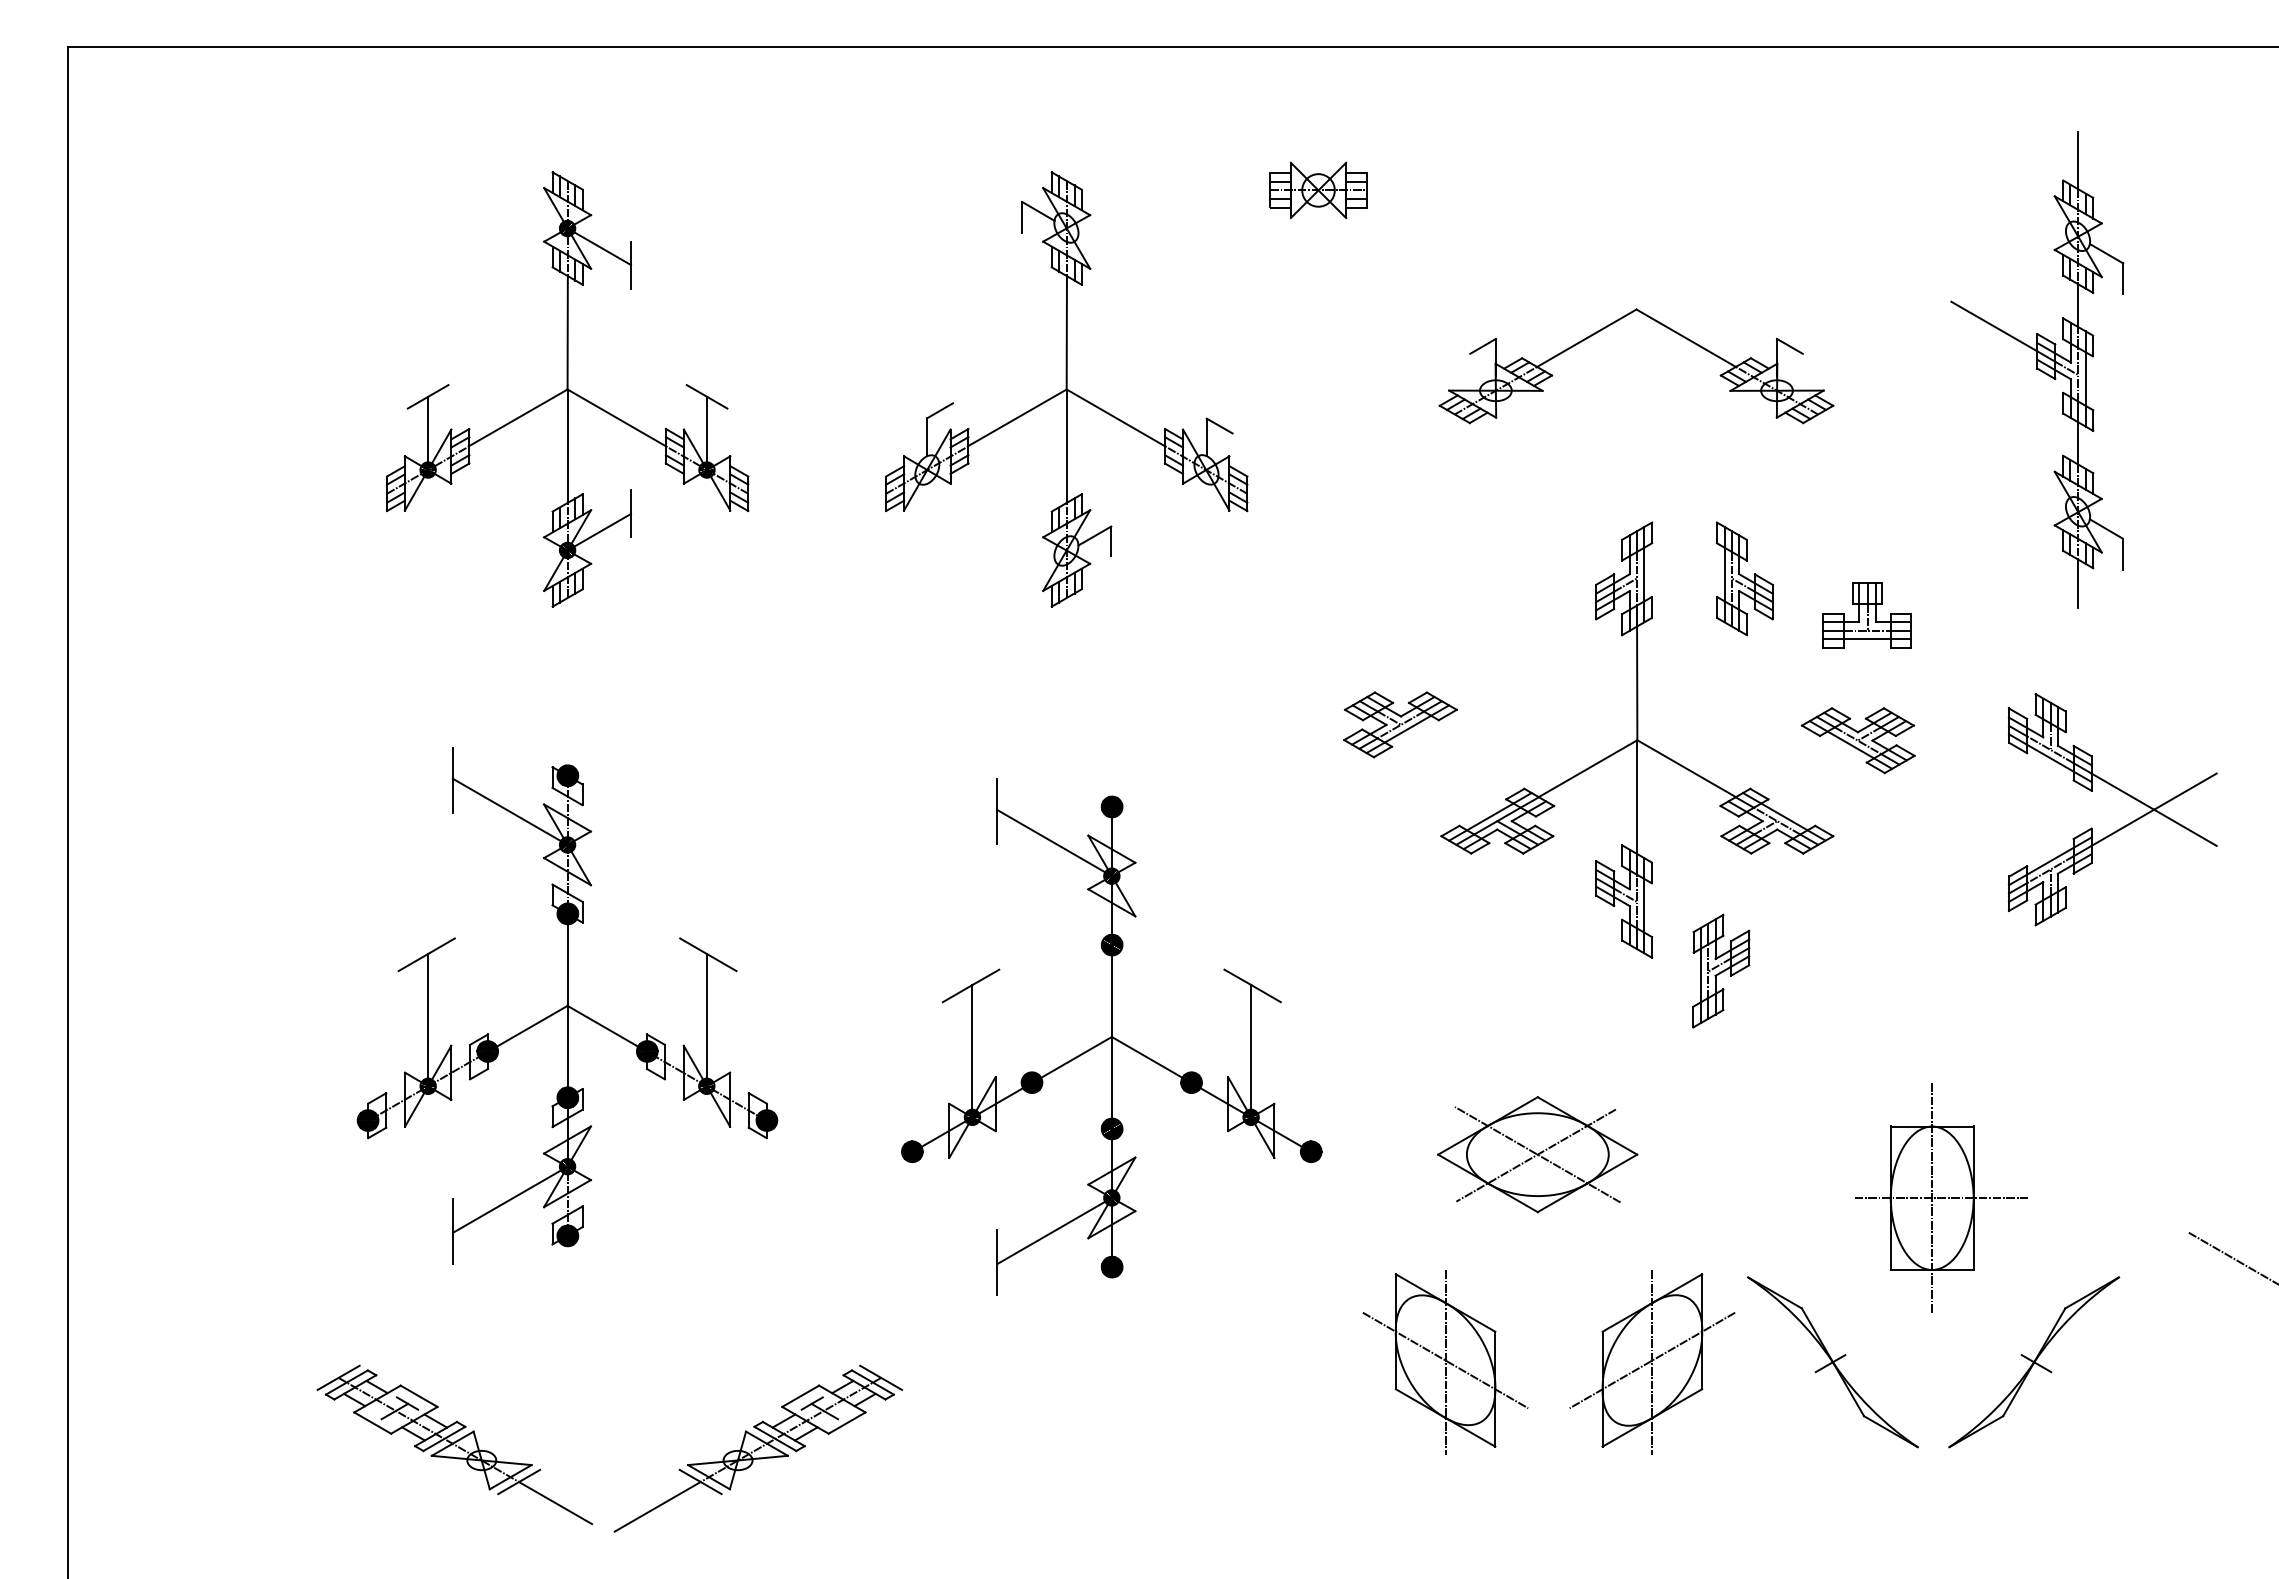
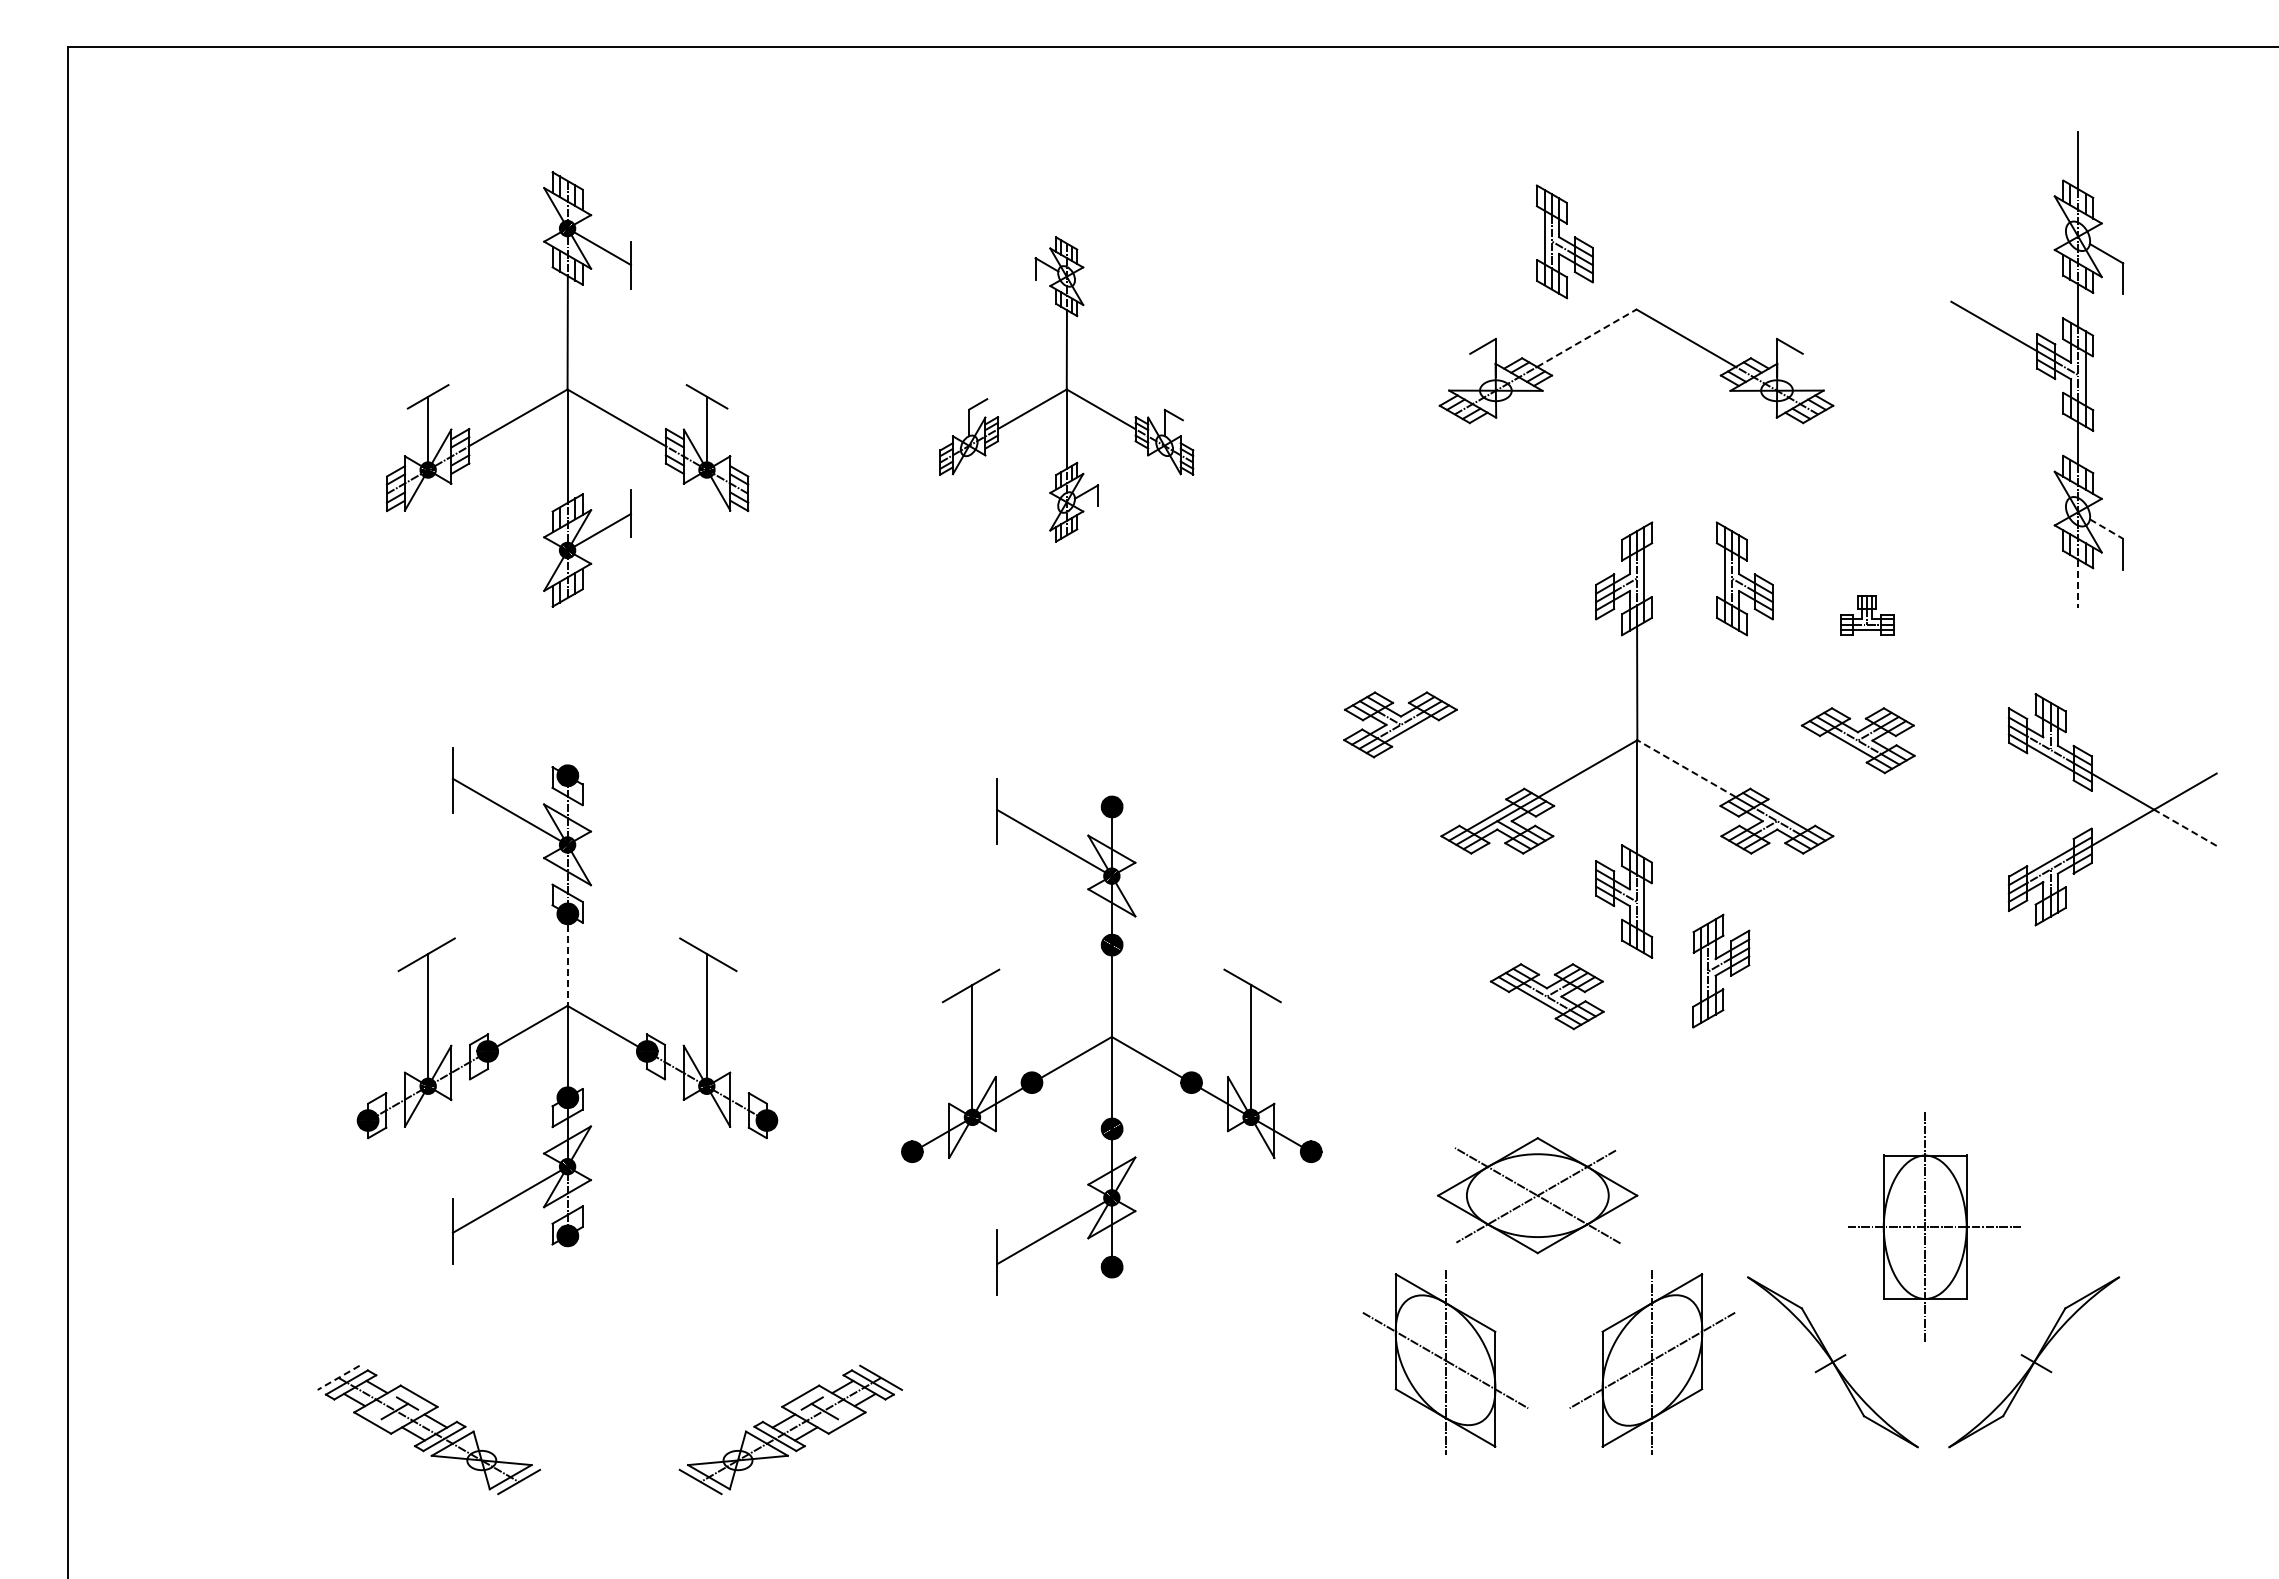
part: present -> none (1318, 190)
part: none -> present (1564, 241)
line: solid -> dashed (1587, 338)
part size: 364x437 px -> 256x307 px (1066, 389)
line: solid -> dashed (2106, 529)
line: solid -> dashed (2078, 584)
part size: 90x67 px -> 55x41 px (1867, 615)
line: solid -> dashed (1686, 768)
line: solid -> dashed (2185, 827)
line: solid -> dashed (567, 959)
part: none -> present (1546, 996)
part position: (1537, 1154) -> (1537, 1195) (1537, 1195)
part position: (1941, 1197) -> (1934, 1226) (1934, 1226)
line: present -> none (2231, 1257)
line: solid -> dashed (338, 1378)
line: present -> none (555, 1503)
line: present -> none (657, 1506)
